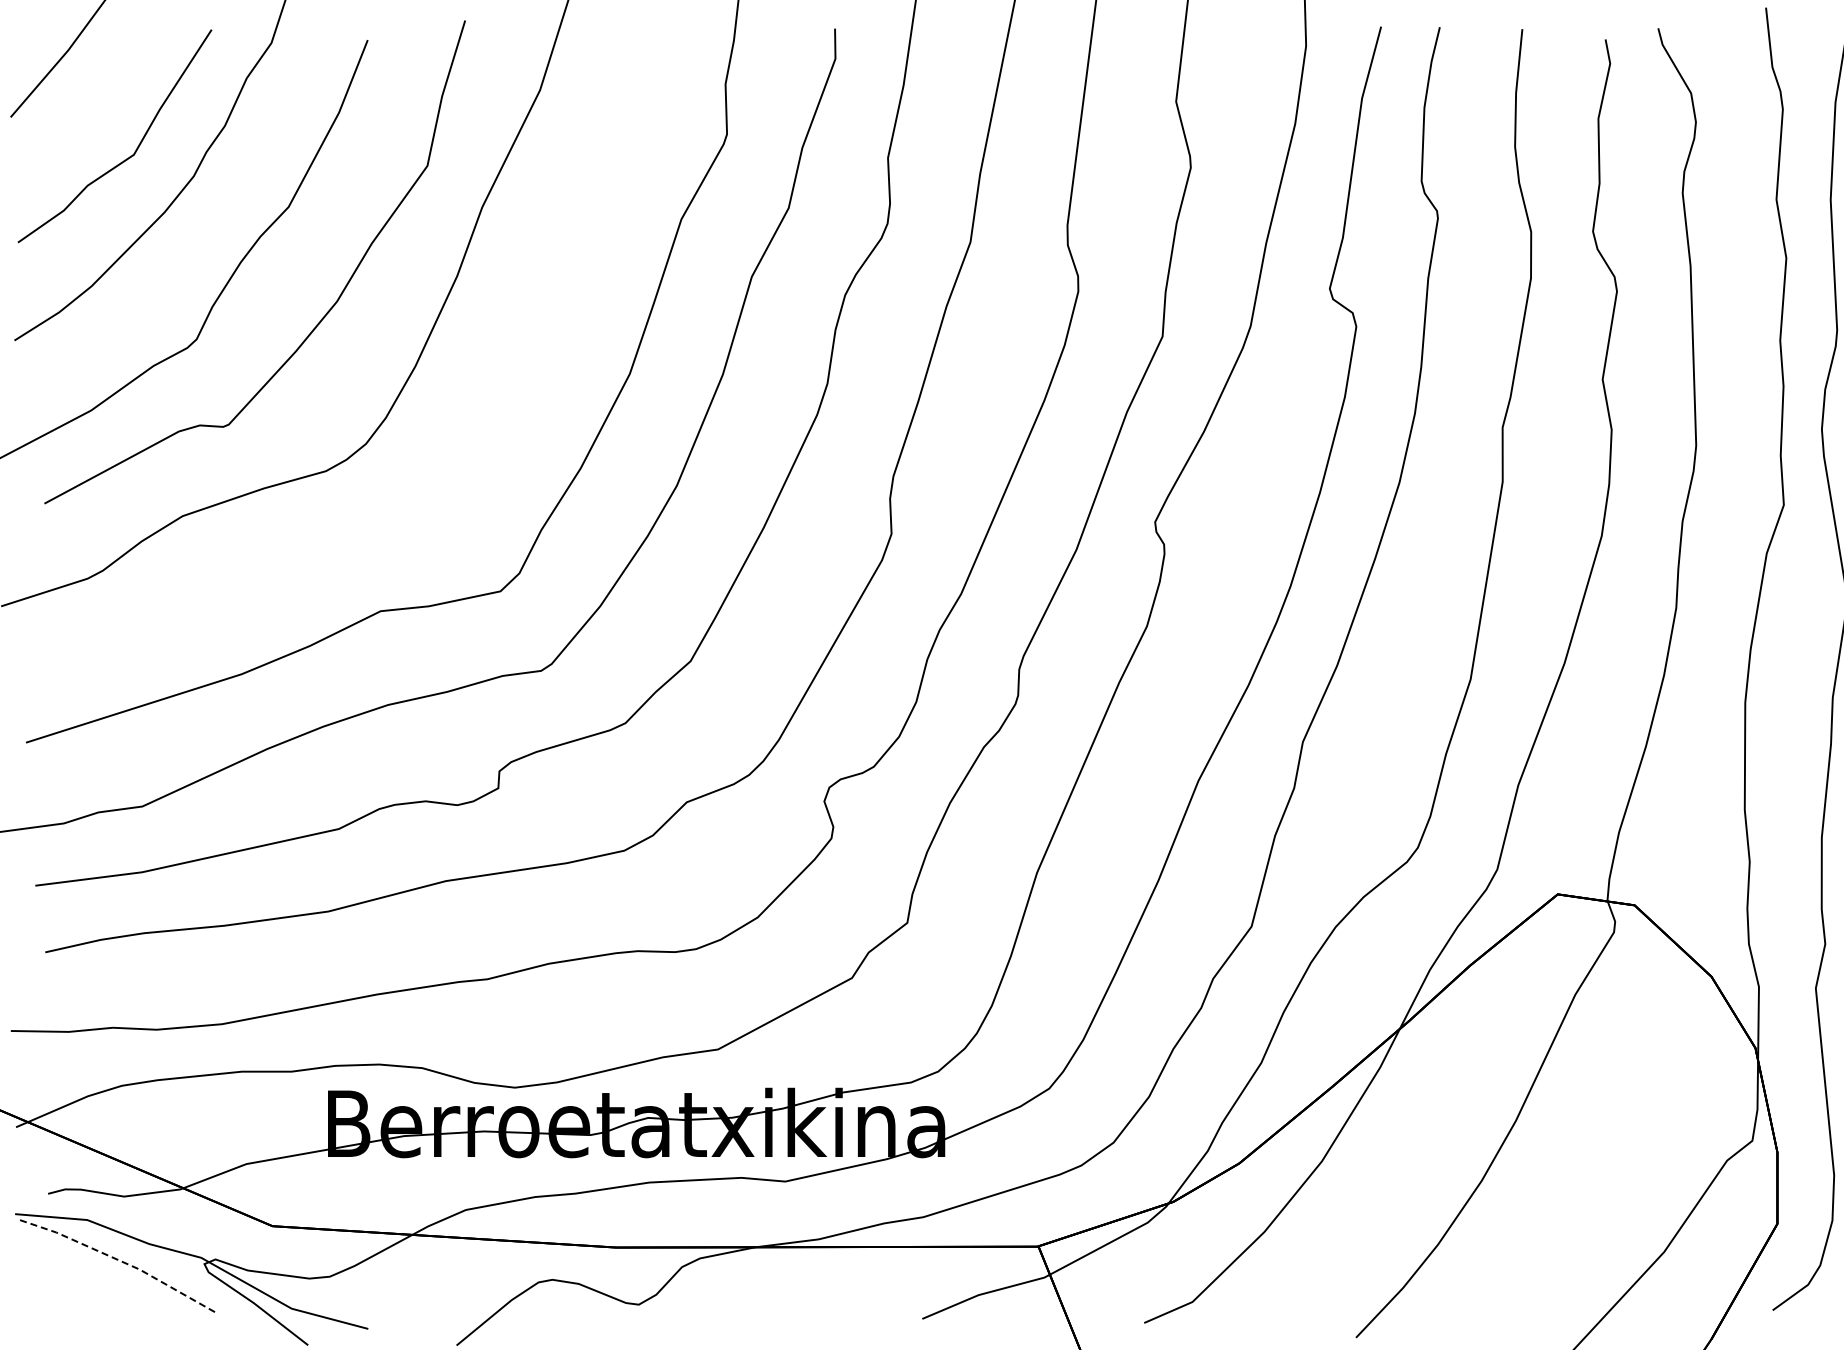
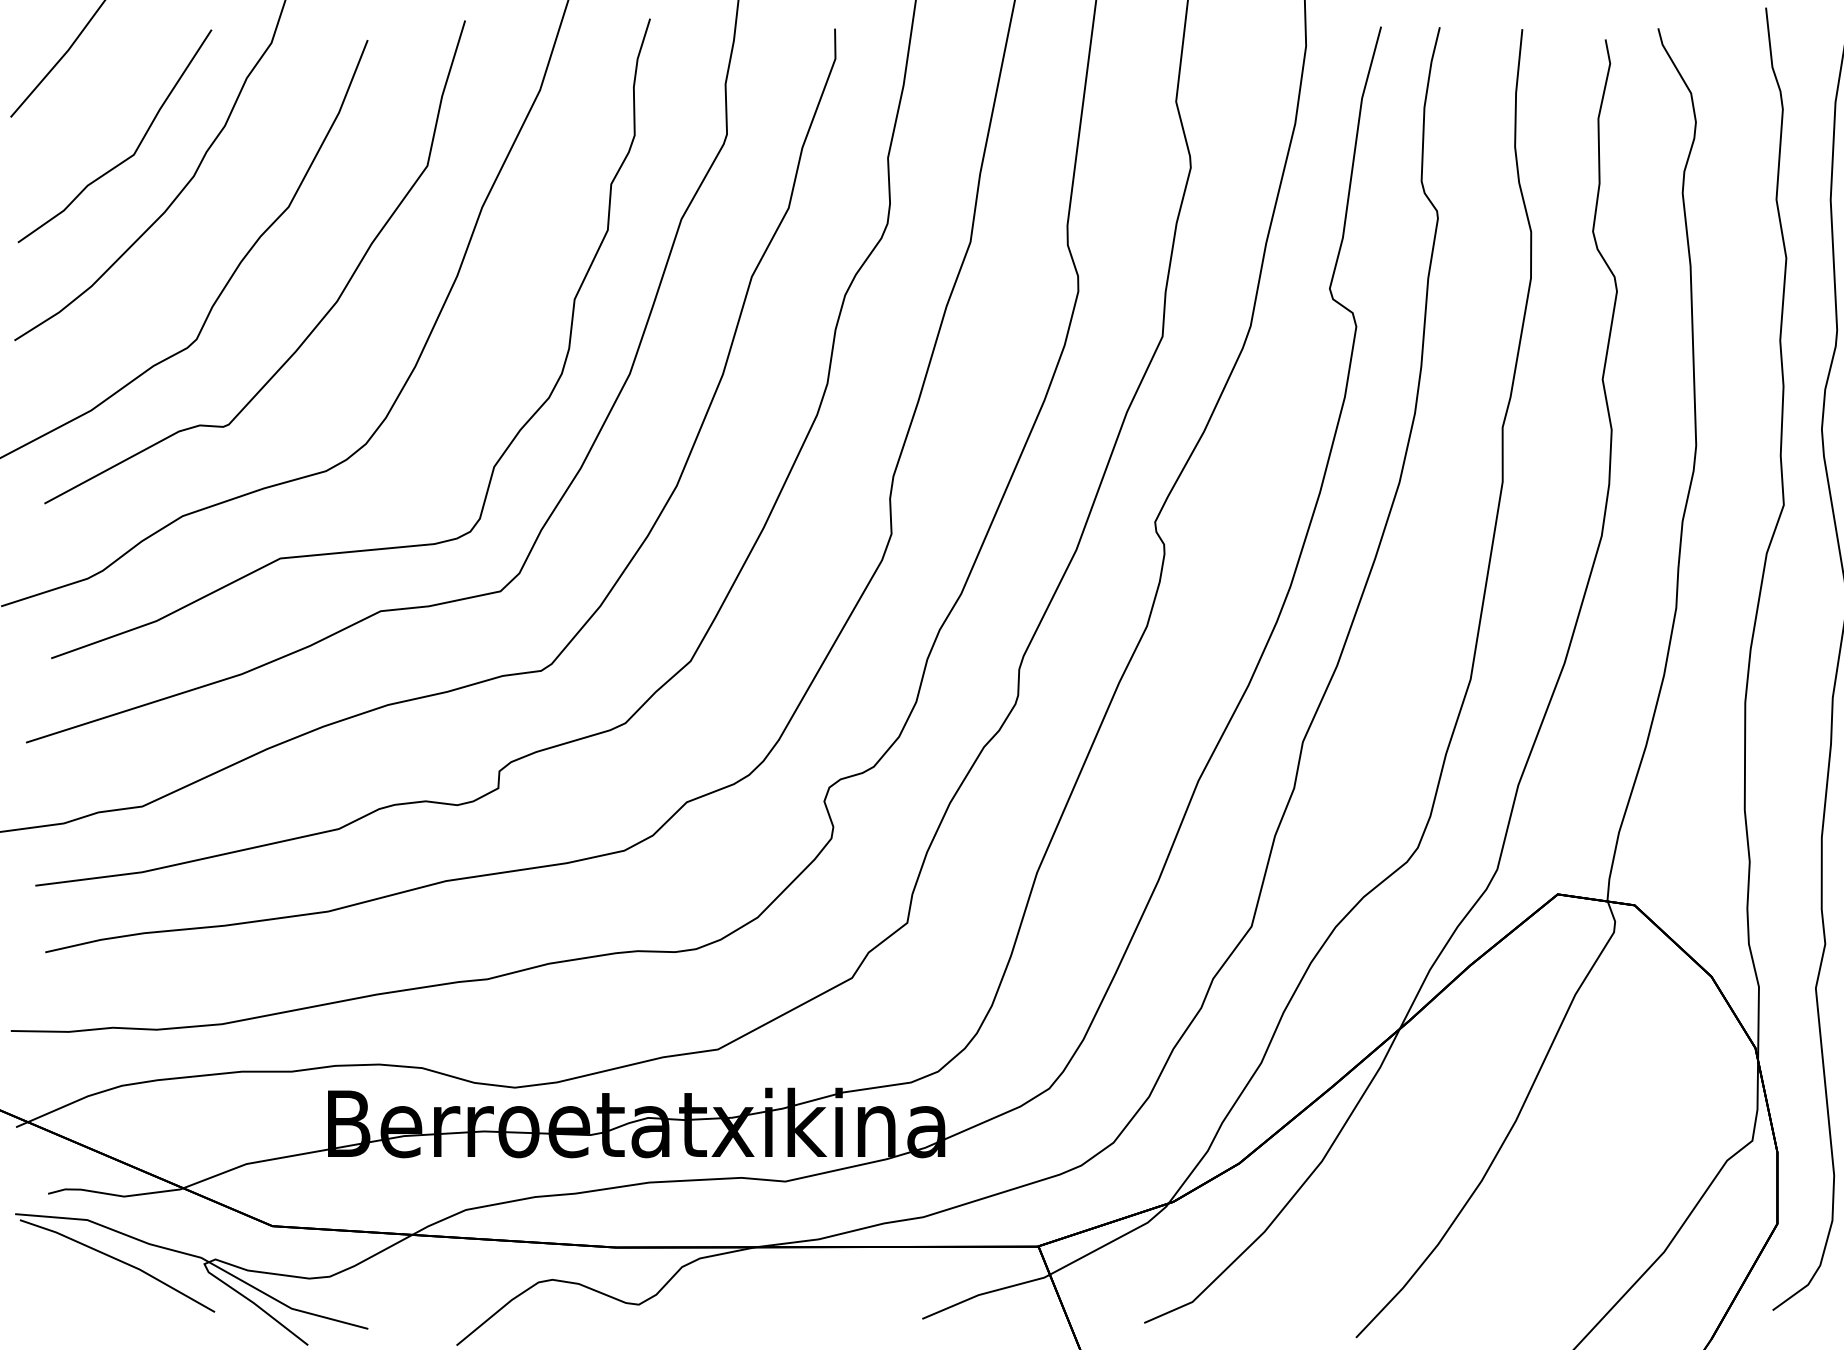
curve: none -> present (508, 444)
line: dashed -> solid (119, 1260)
